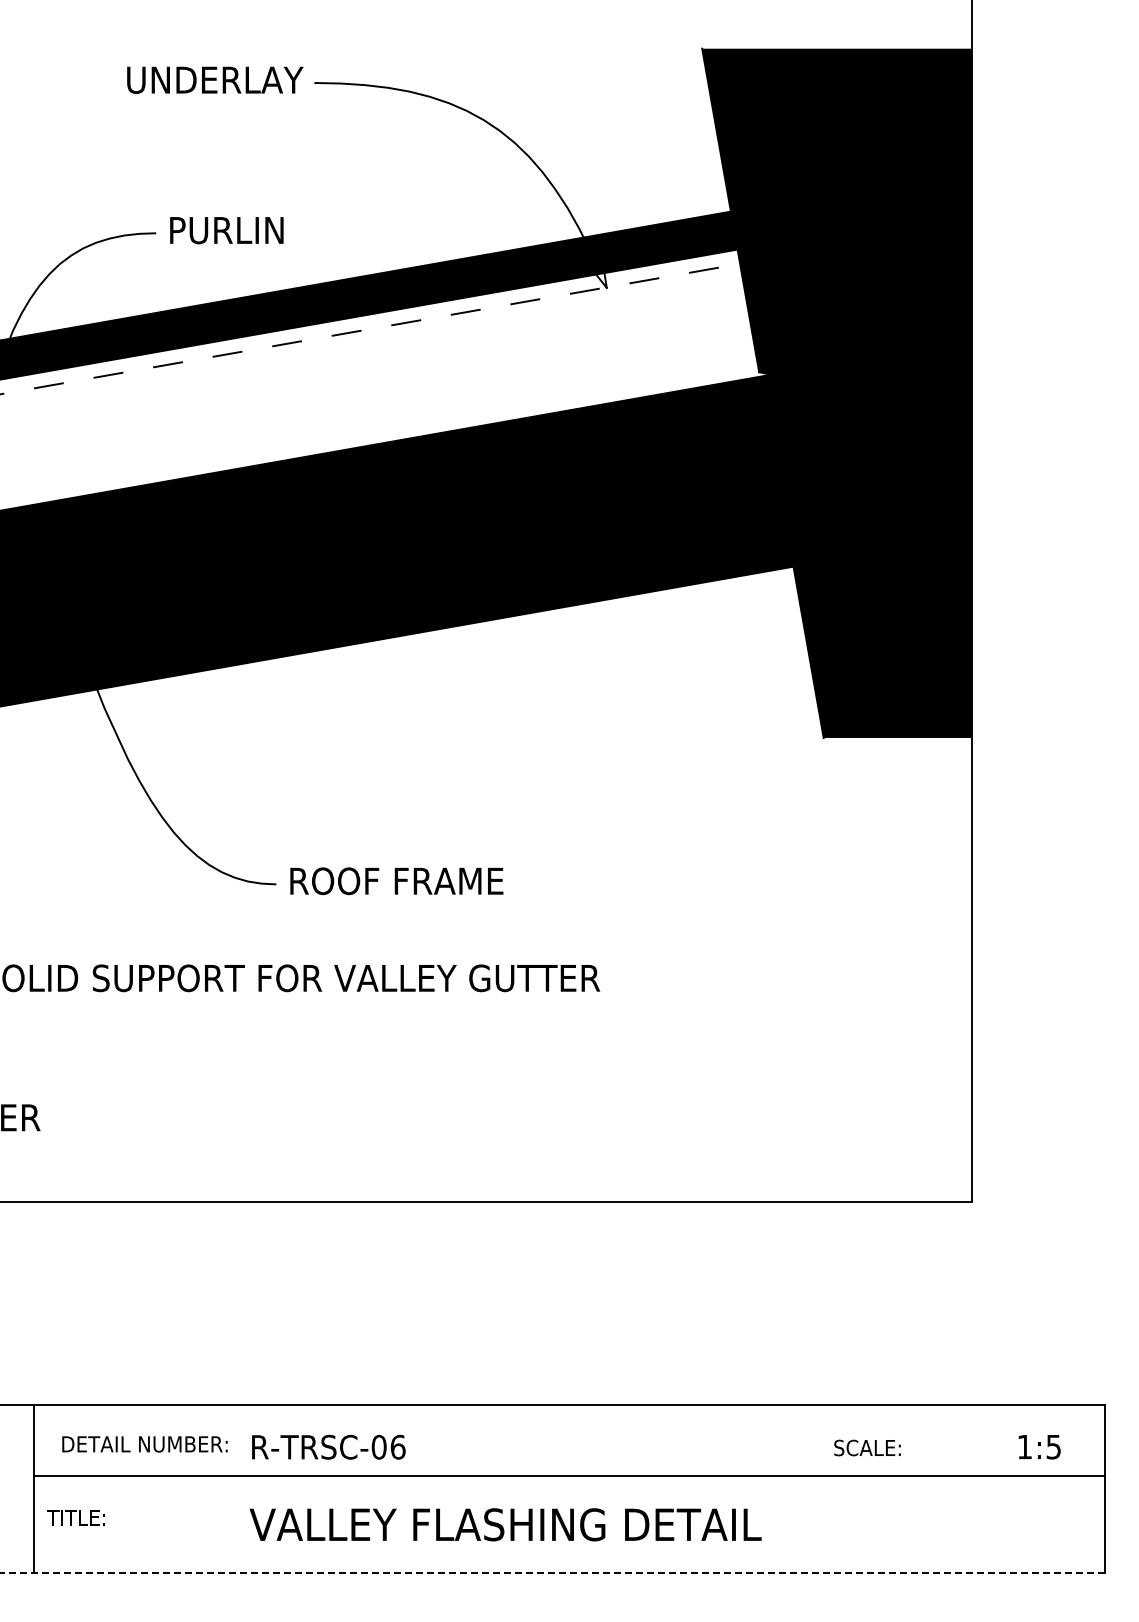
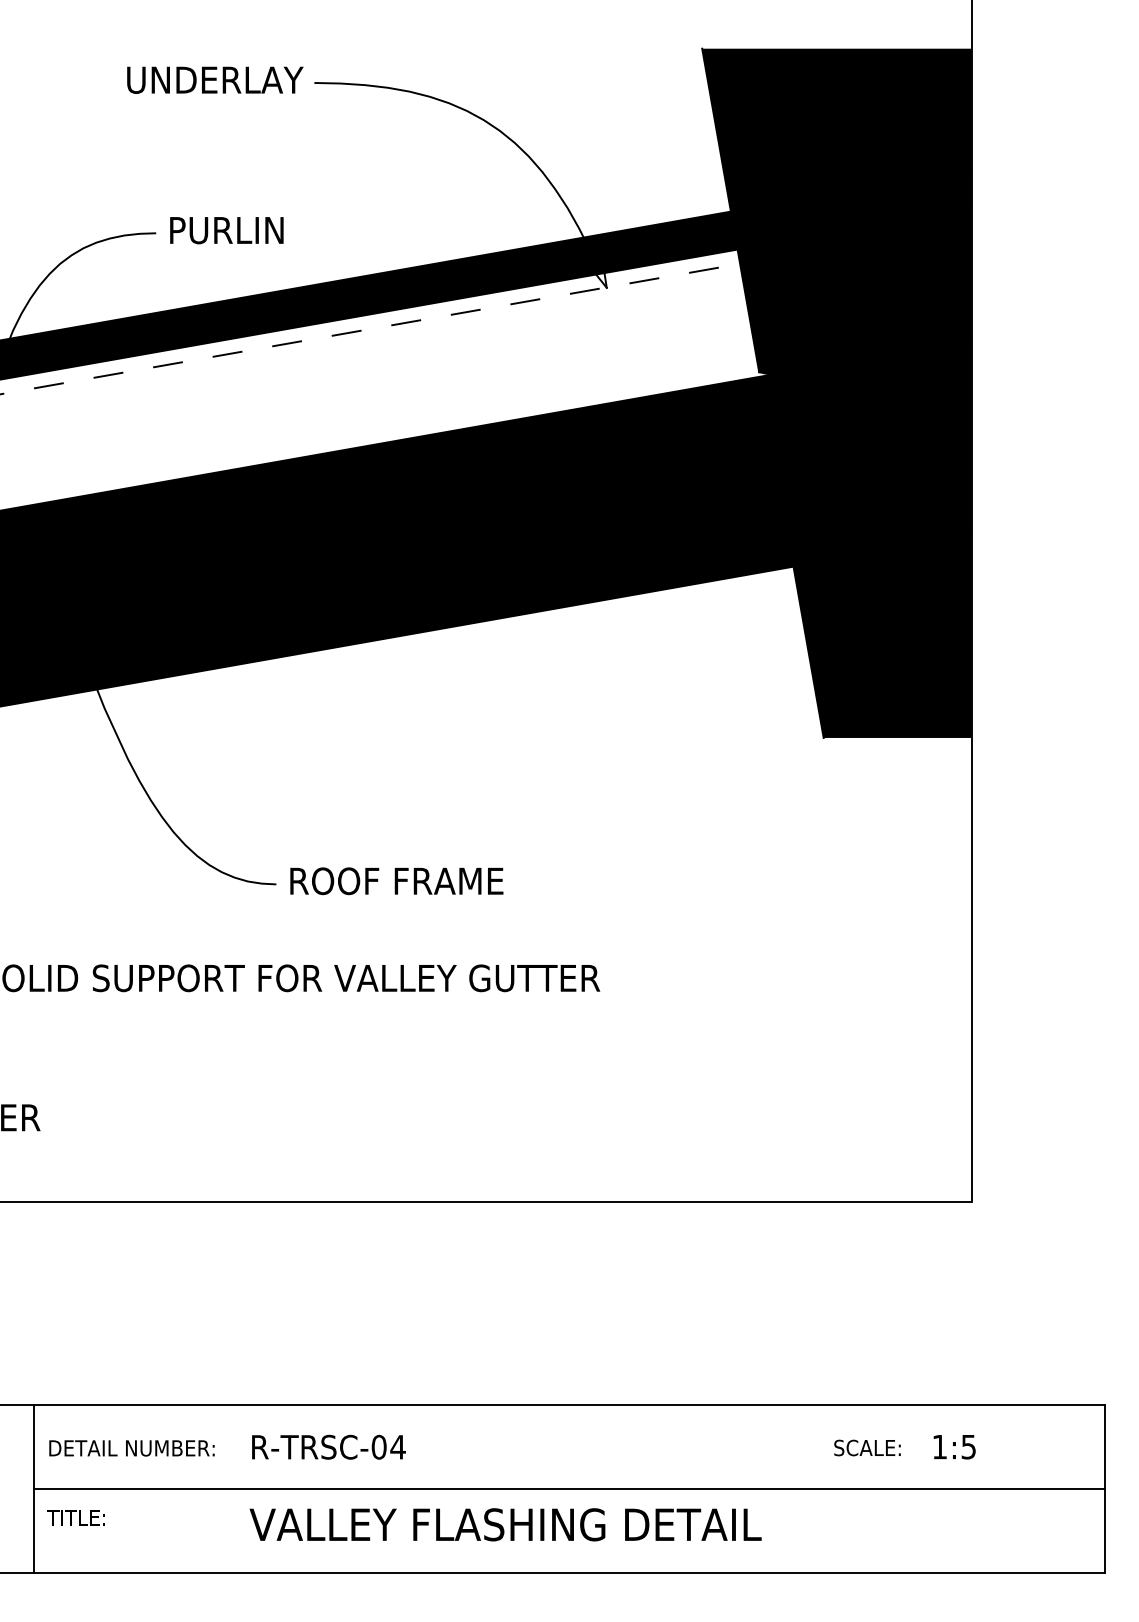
text position: (144, 1444) -> (131, 1448) (131, 1448)
text: R-TRSC-06 -> R-TRSC-04 (397, 1446)
text position: (1039, 1447) -> (954, 1447) (954, 1447)
line position: (569, 1475) -> (569, 1488) (569, 1488)
line: dashed -> solid (552, 1573)
